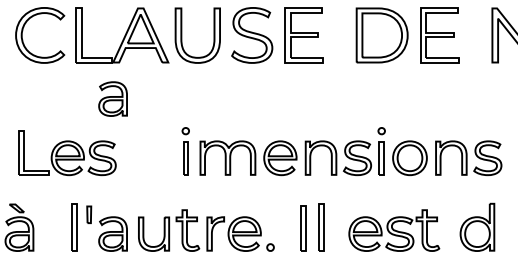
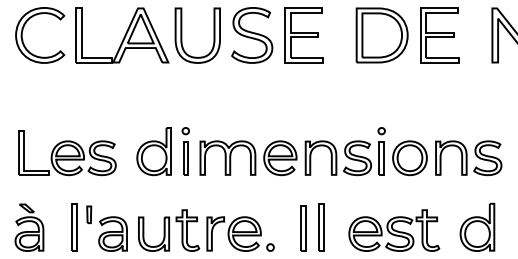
part: present -> none (112, 98)
part: none -> present (153, 151)
part position: (19, 227) -> (29, 227) (29, 227)
